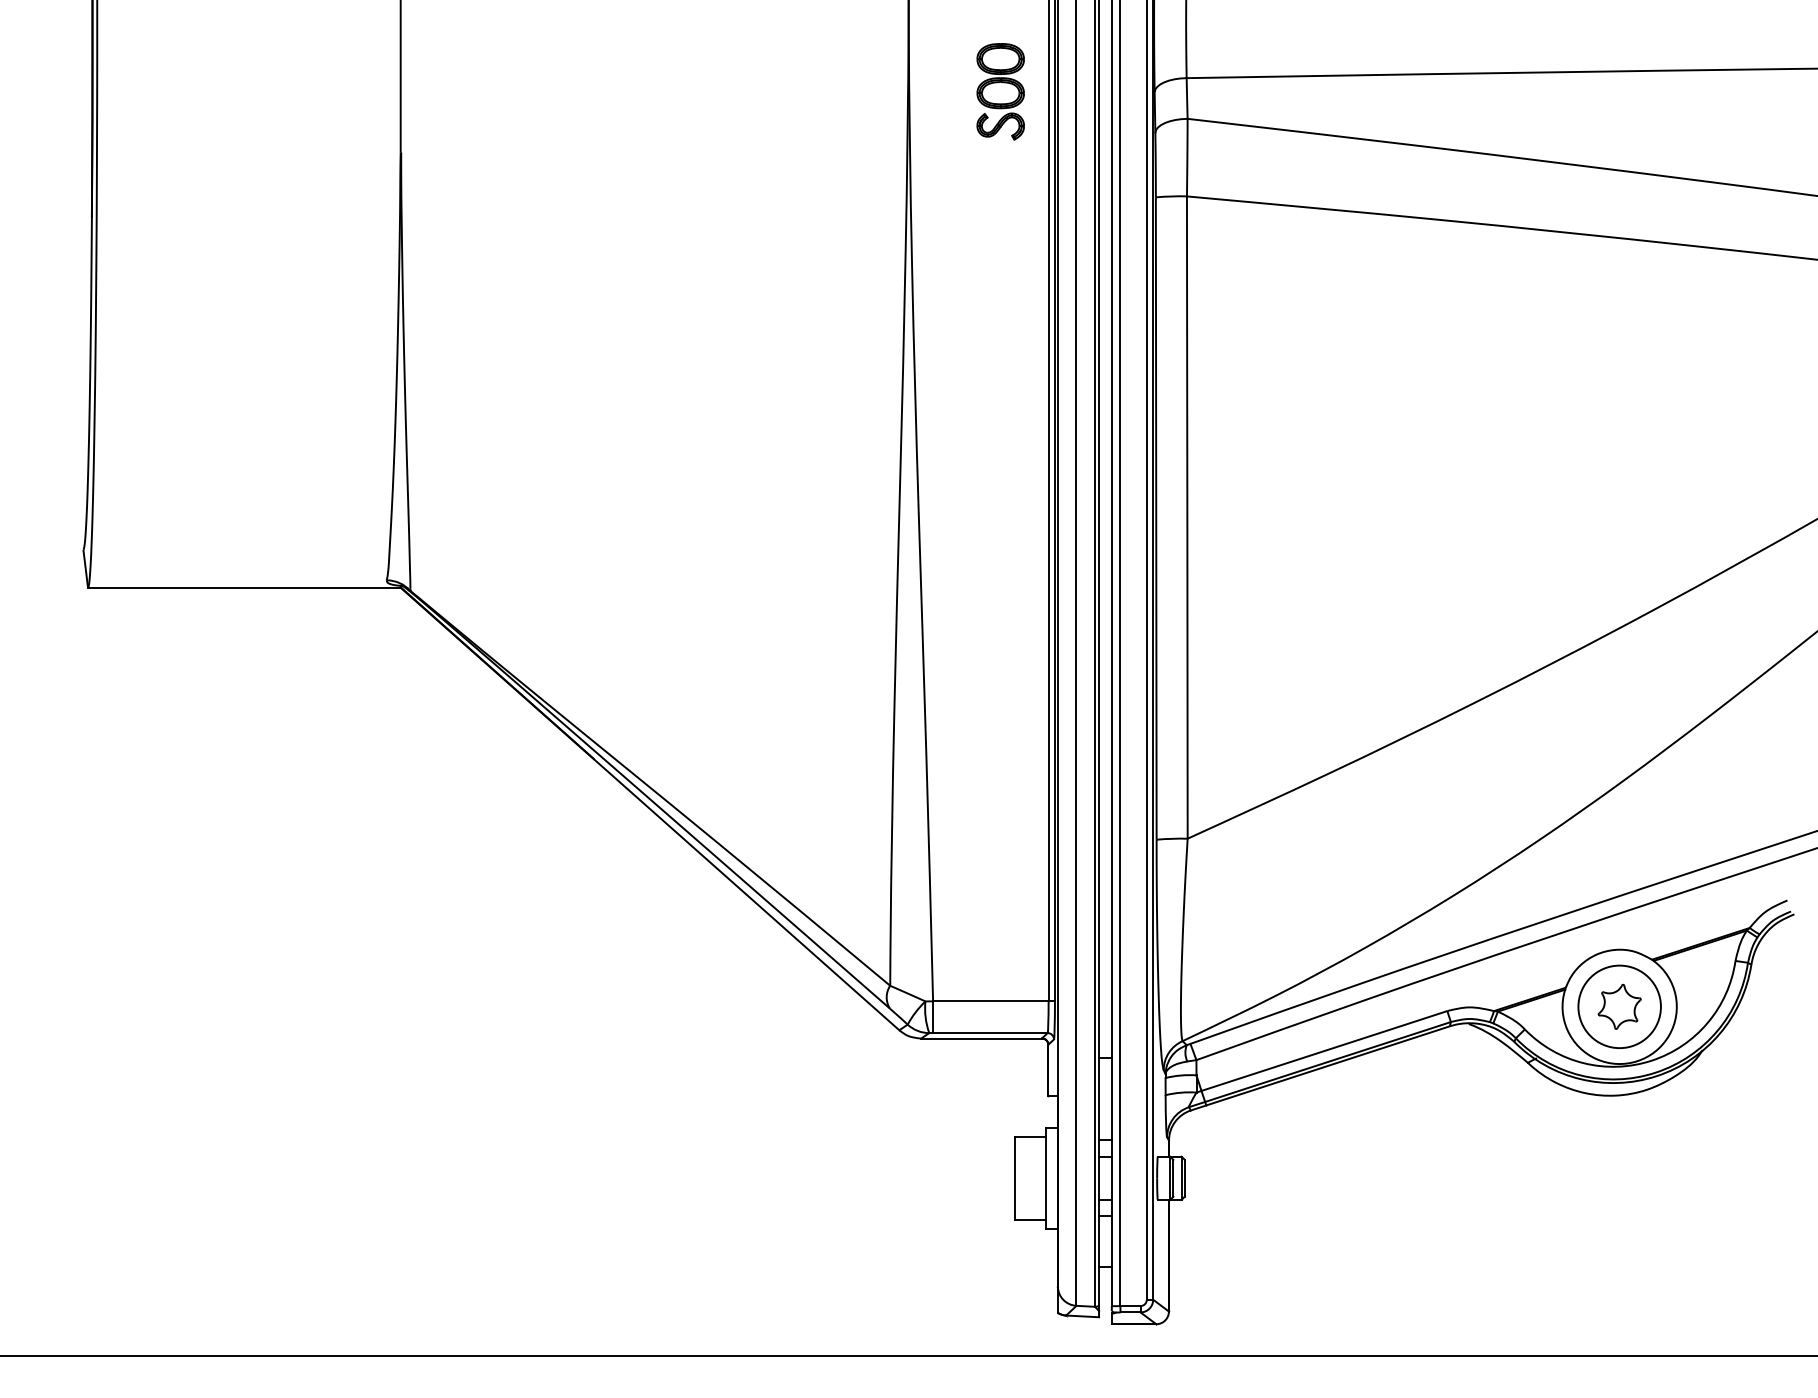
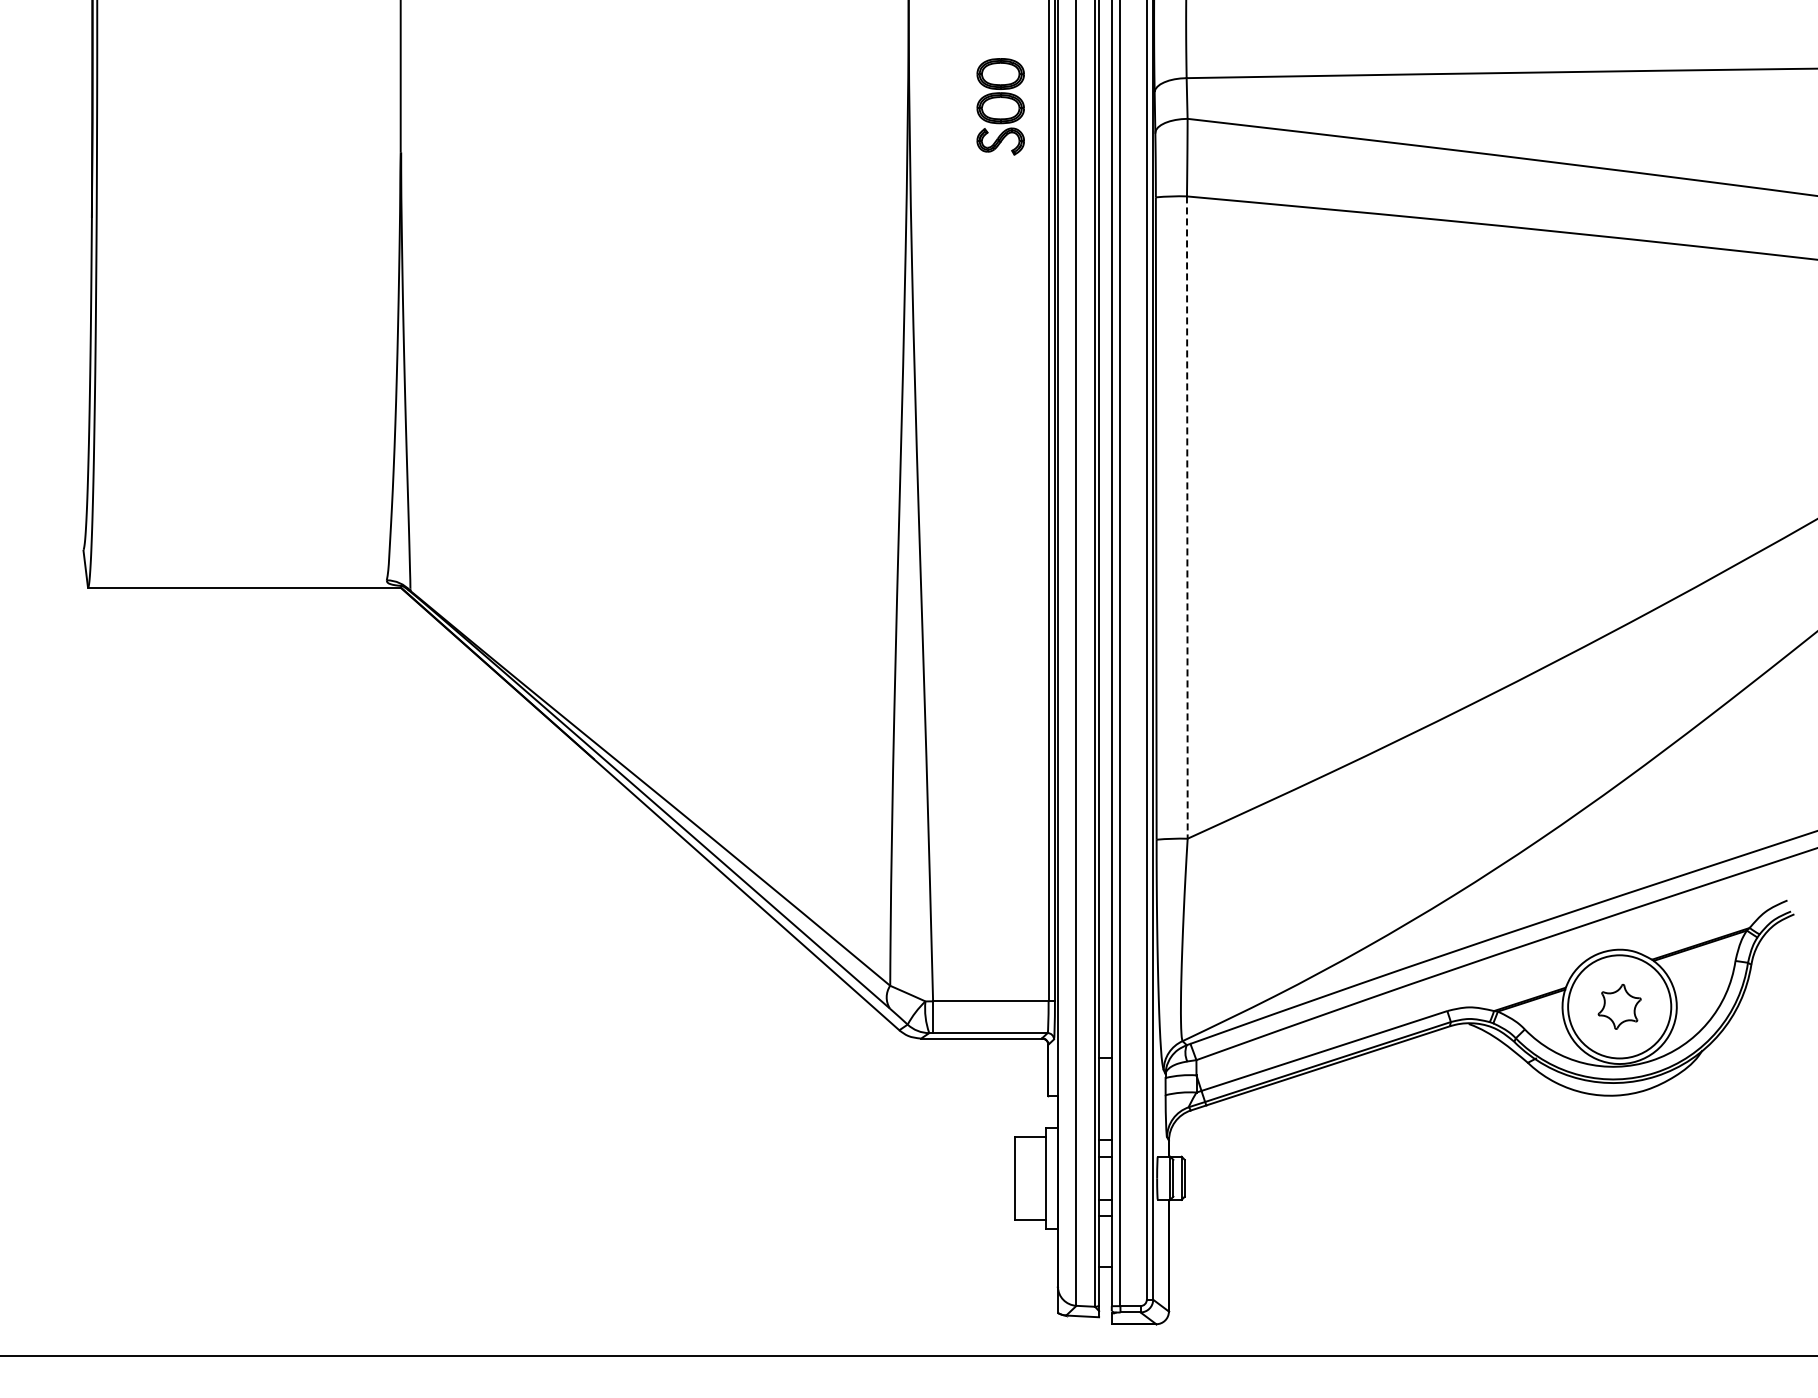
part position: (1000, 91) -> (1000, 106) (1000, 106)
line: solid -> dashed (1187, 516)
circle diameter: 83 px -> 103 px (1619, 1006)
